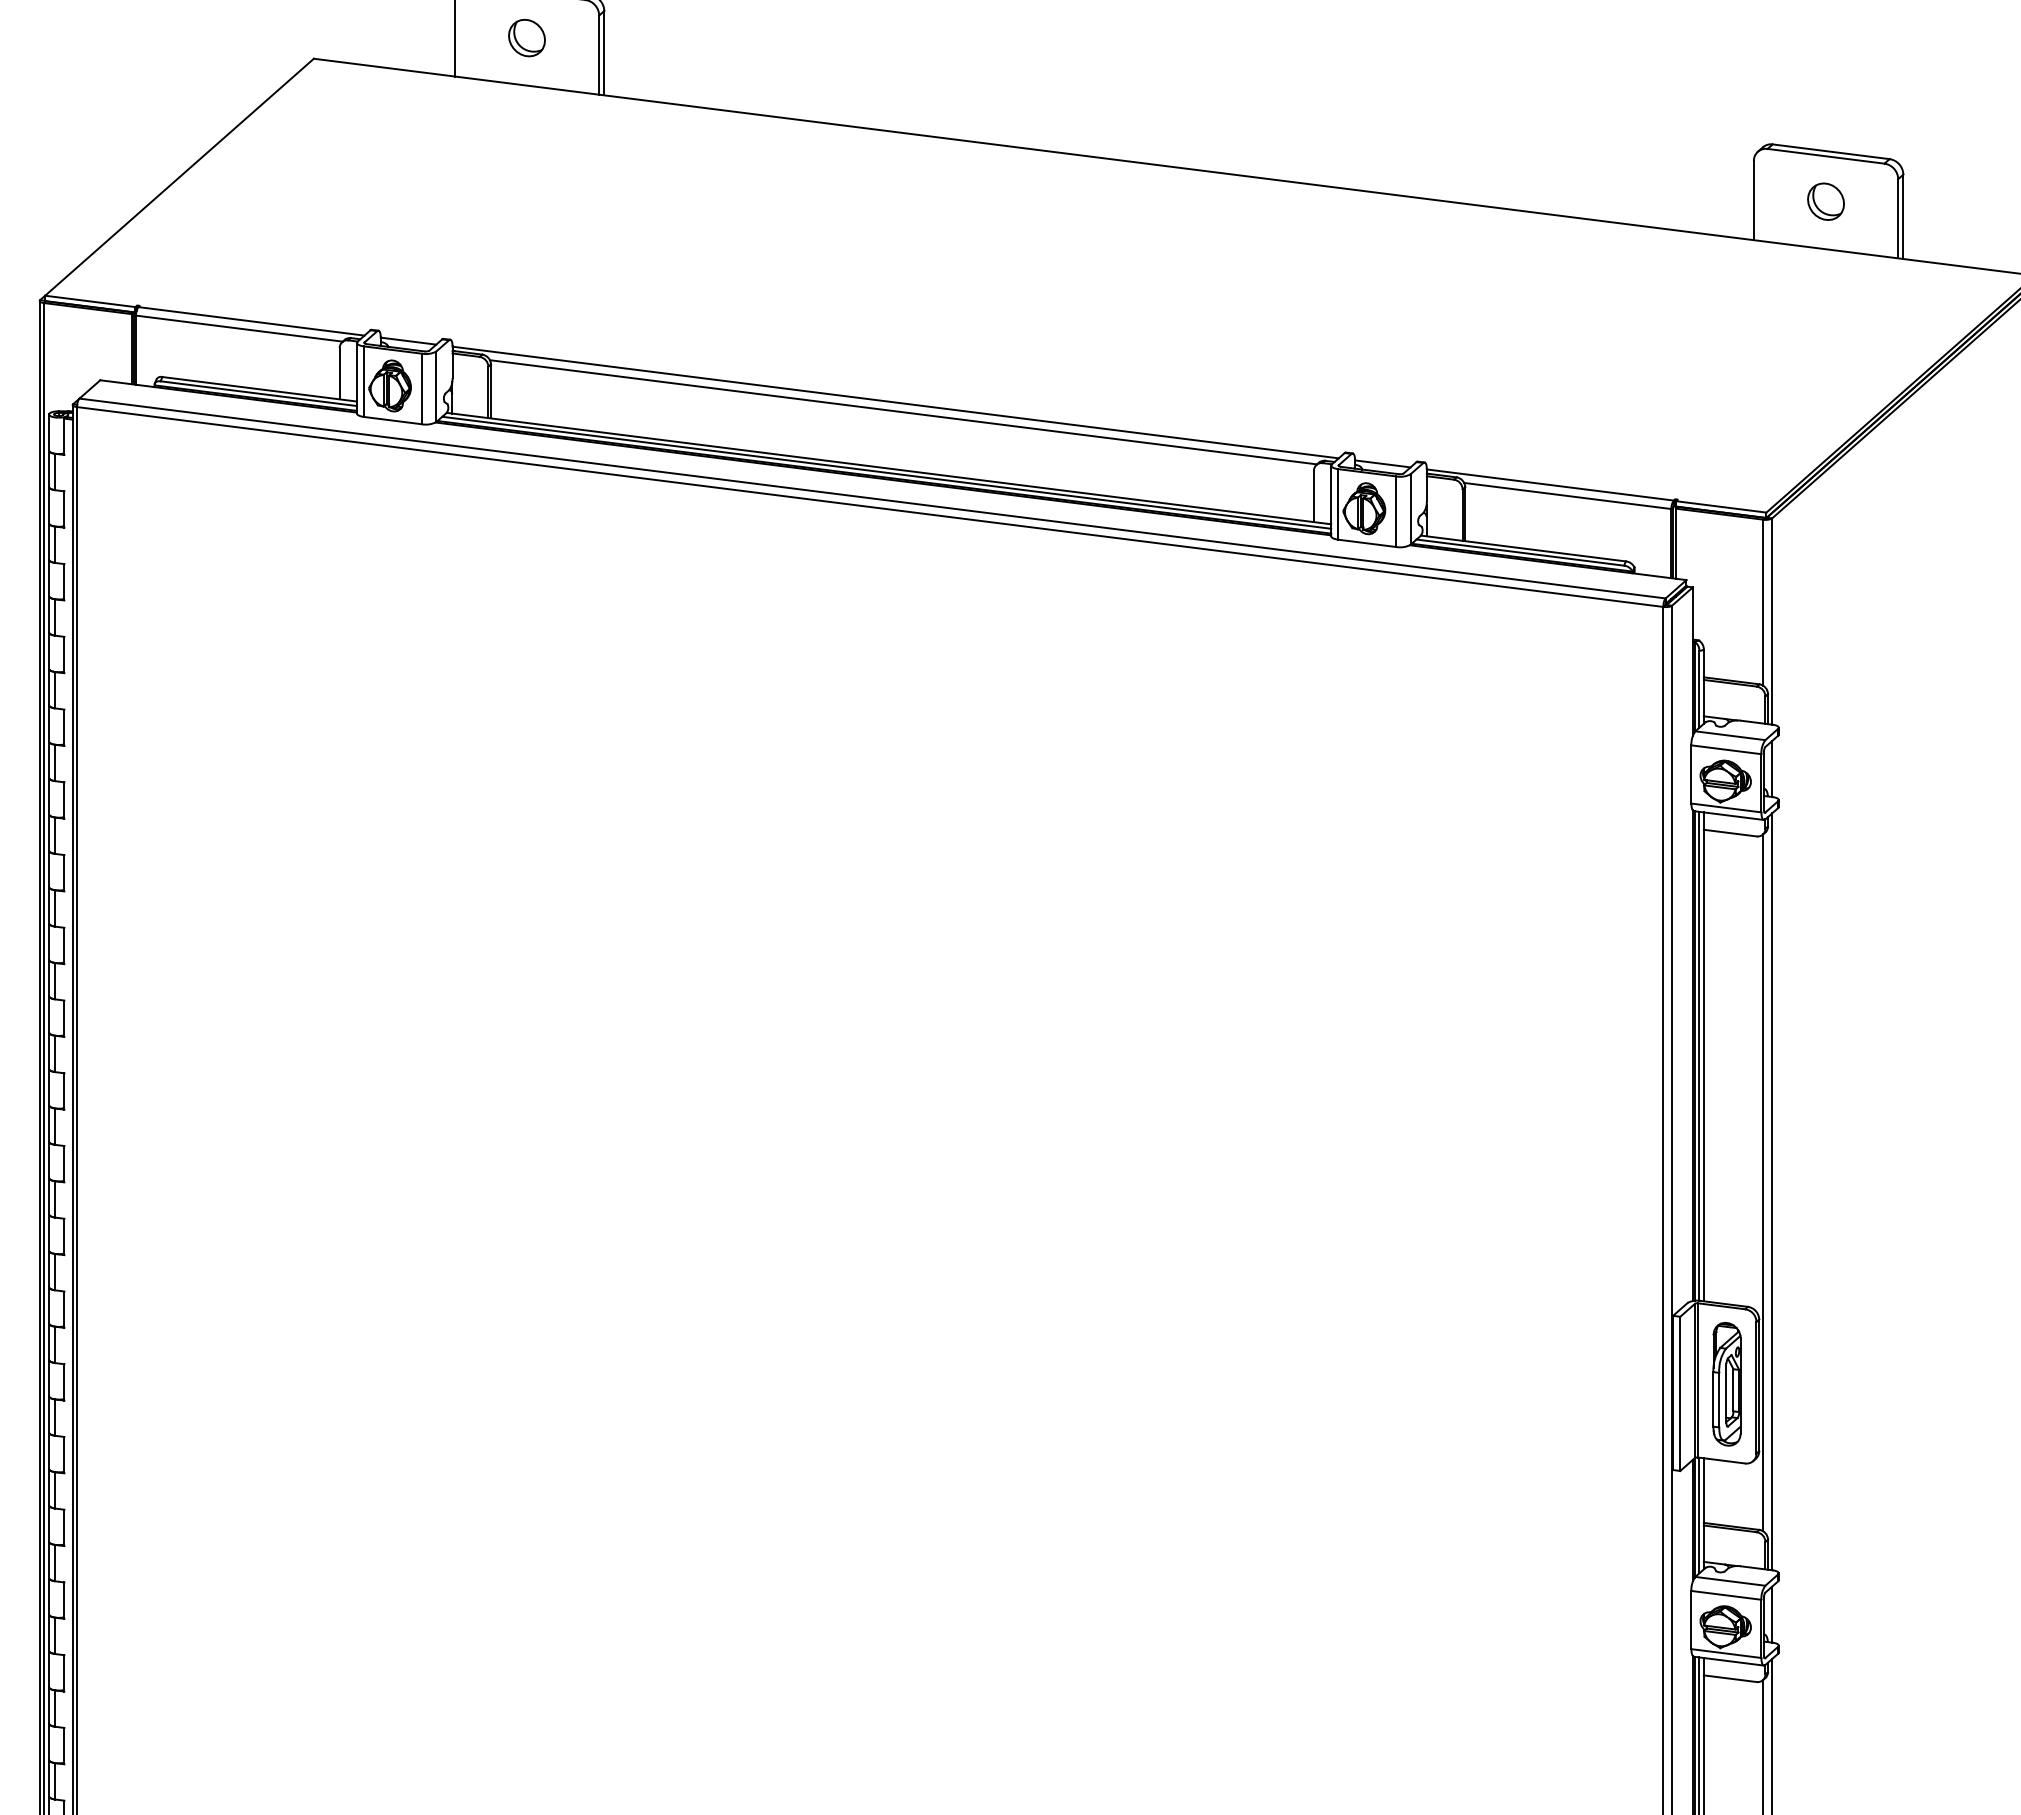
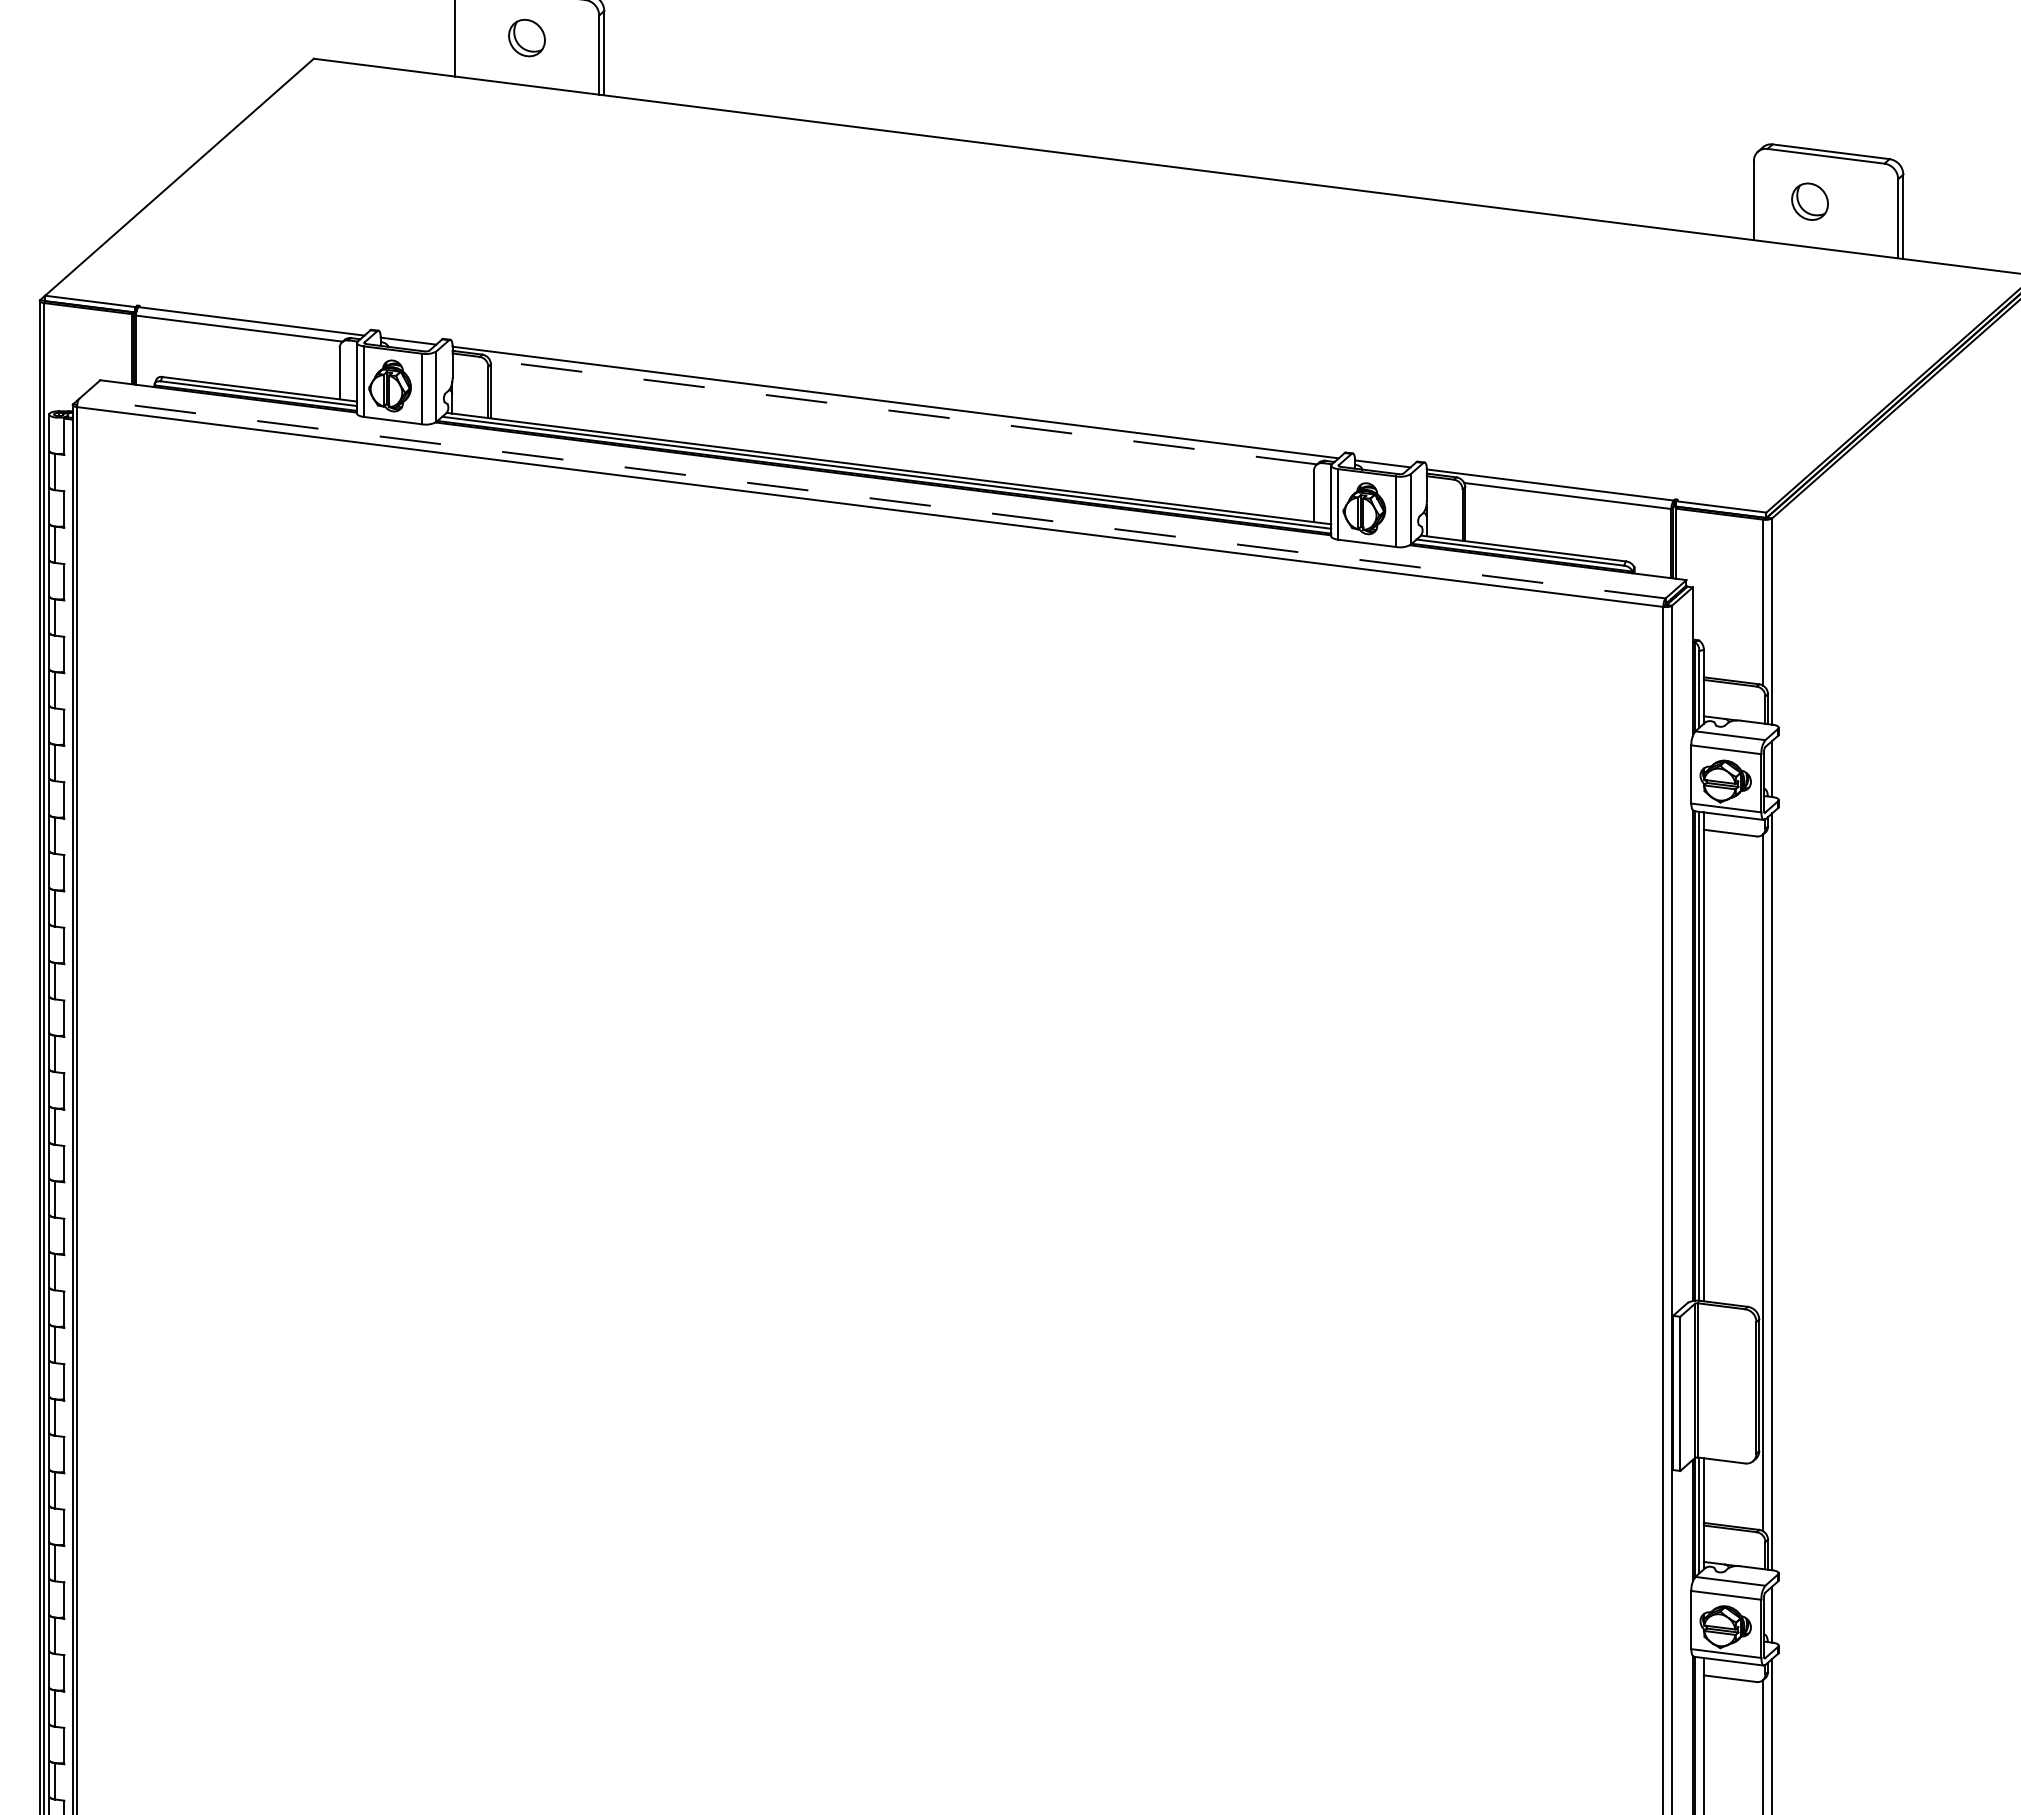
part position: (1825, 201) -> (1809, 201) (1809, 201)
line: solid -> dashed (903, 412)
line: solid -> dashed (872, 498)
part: present -> none (1726, 1384)
line: present -> none (1699, 1734)
